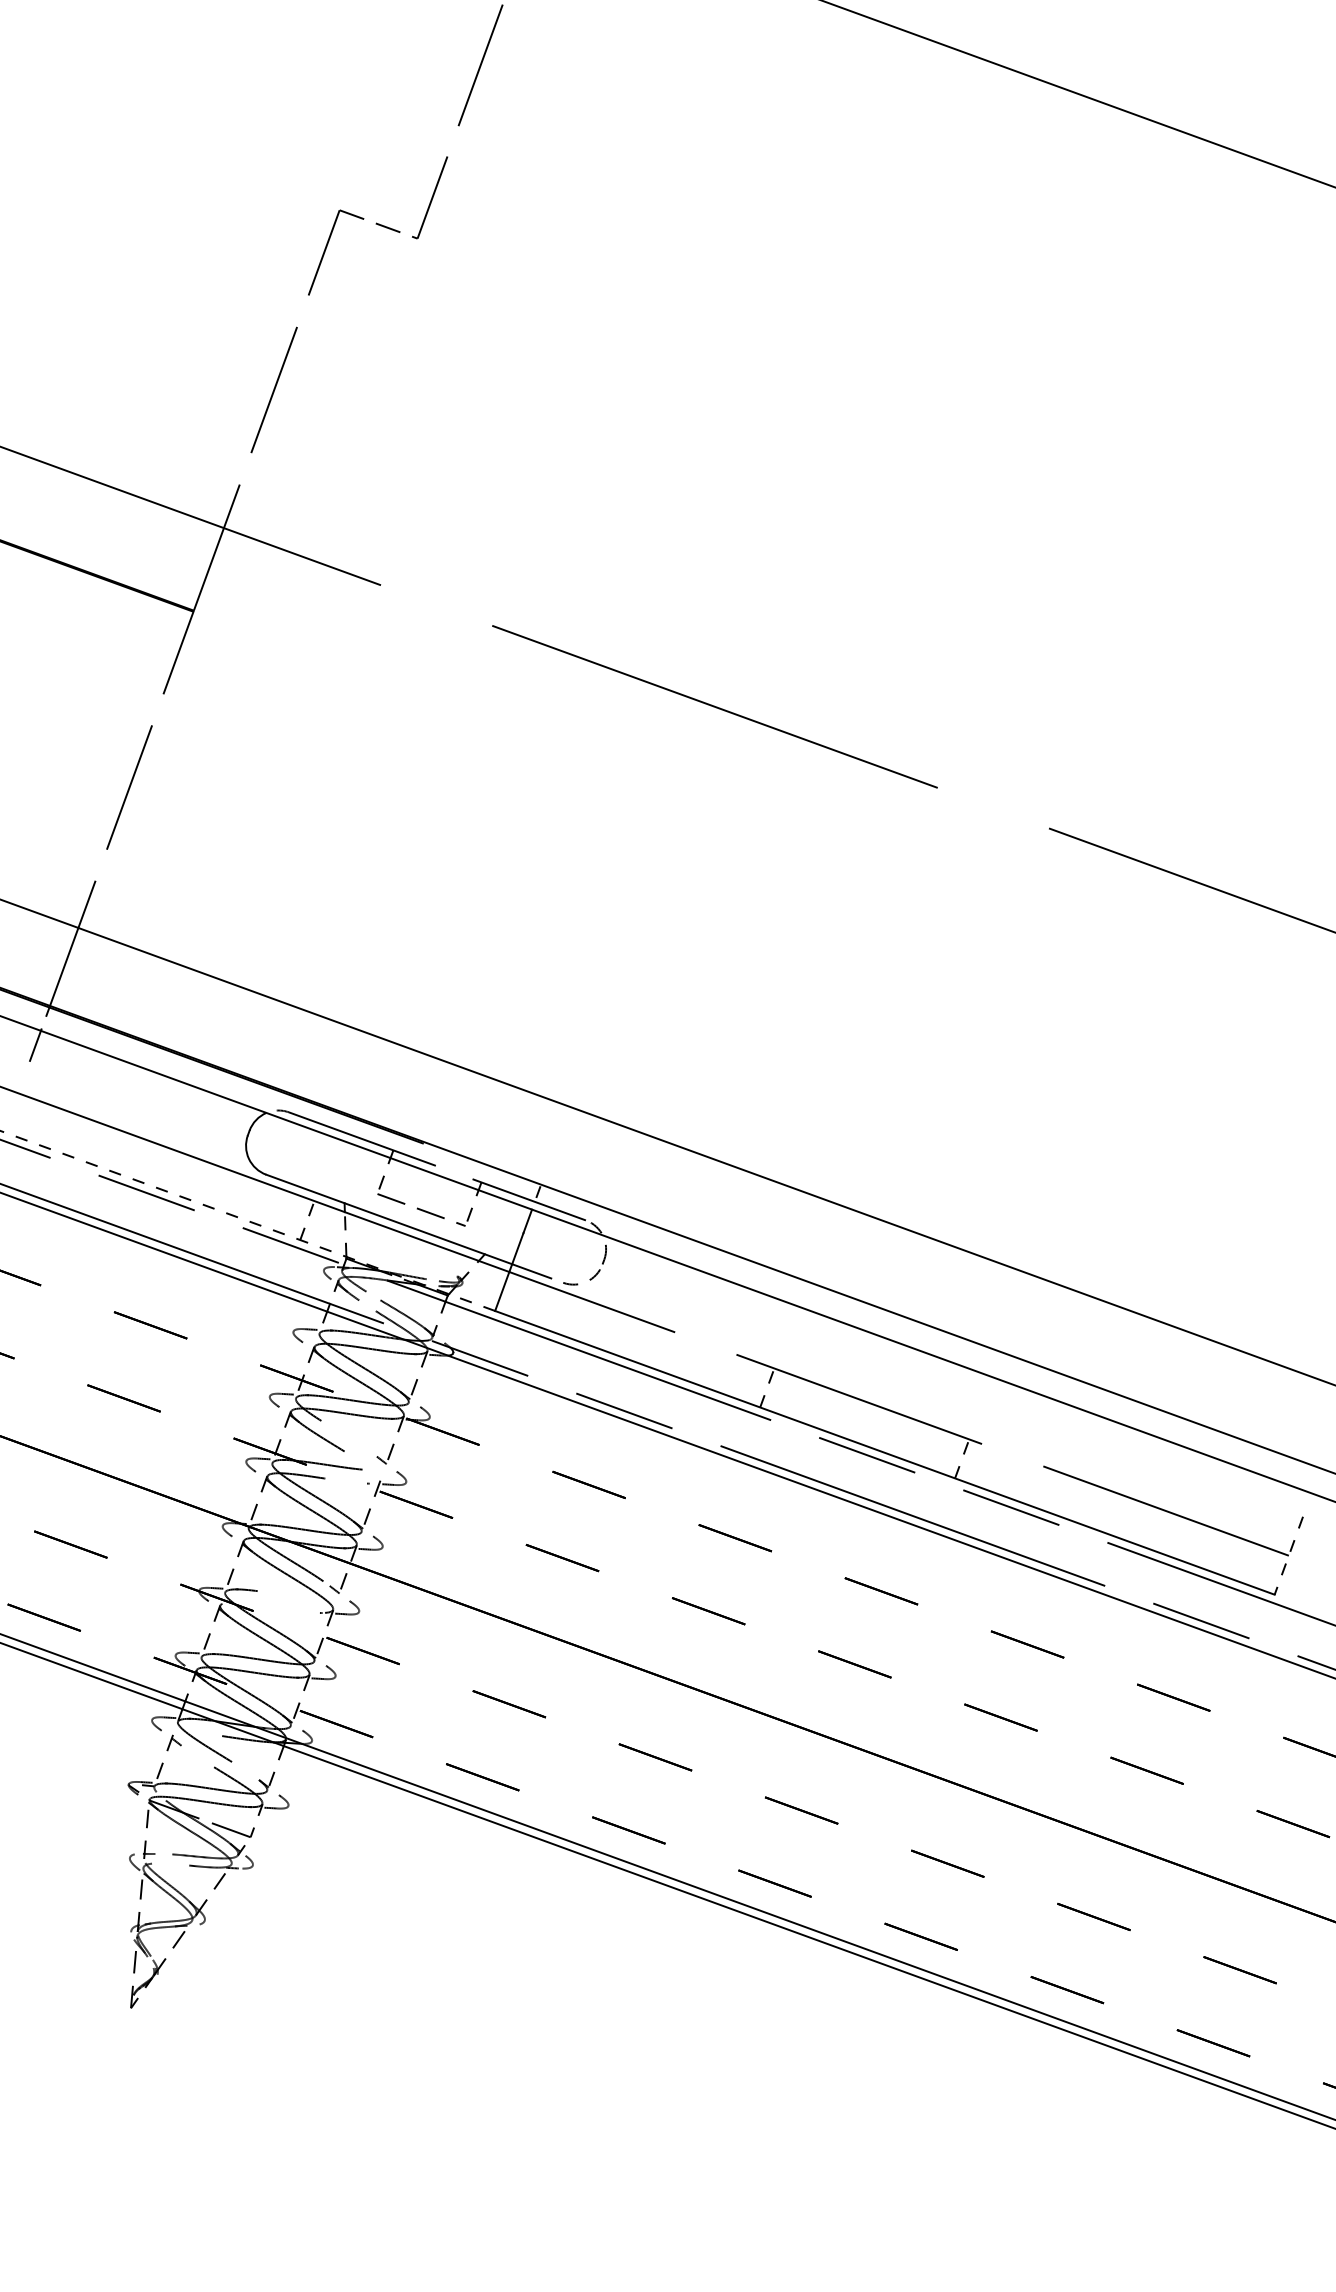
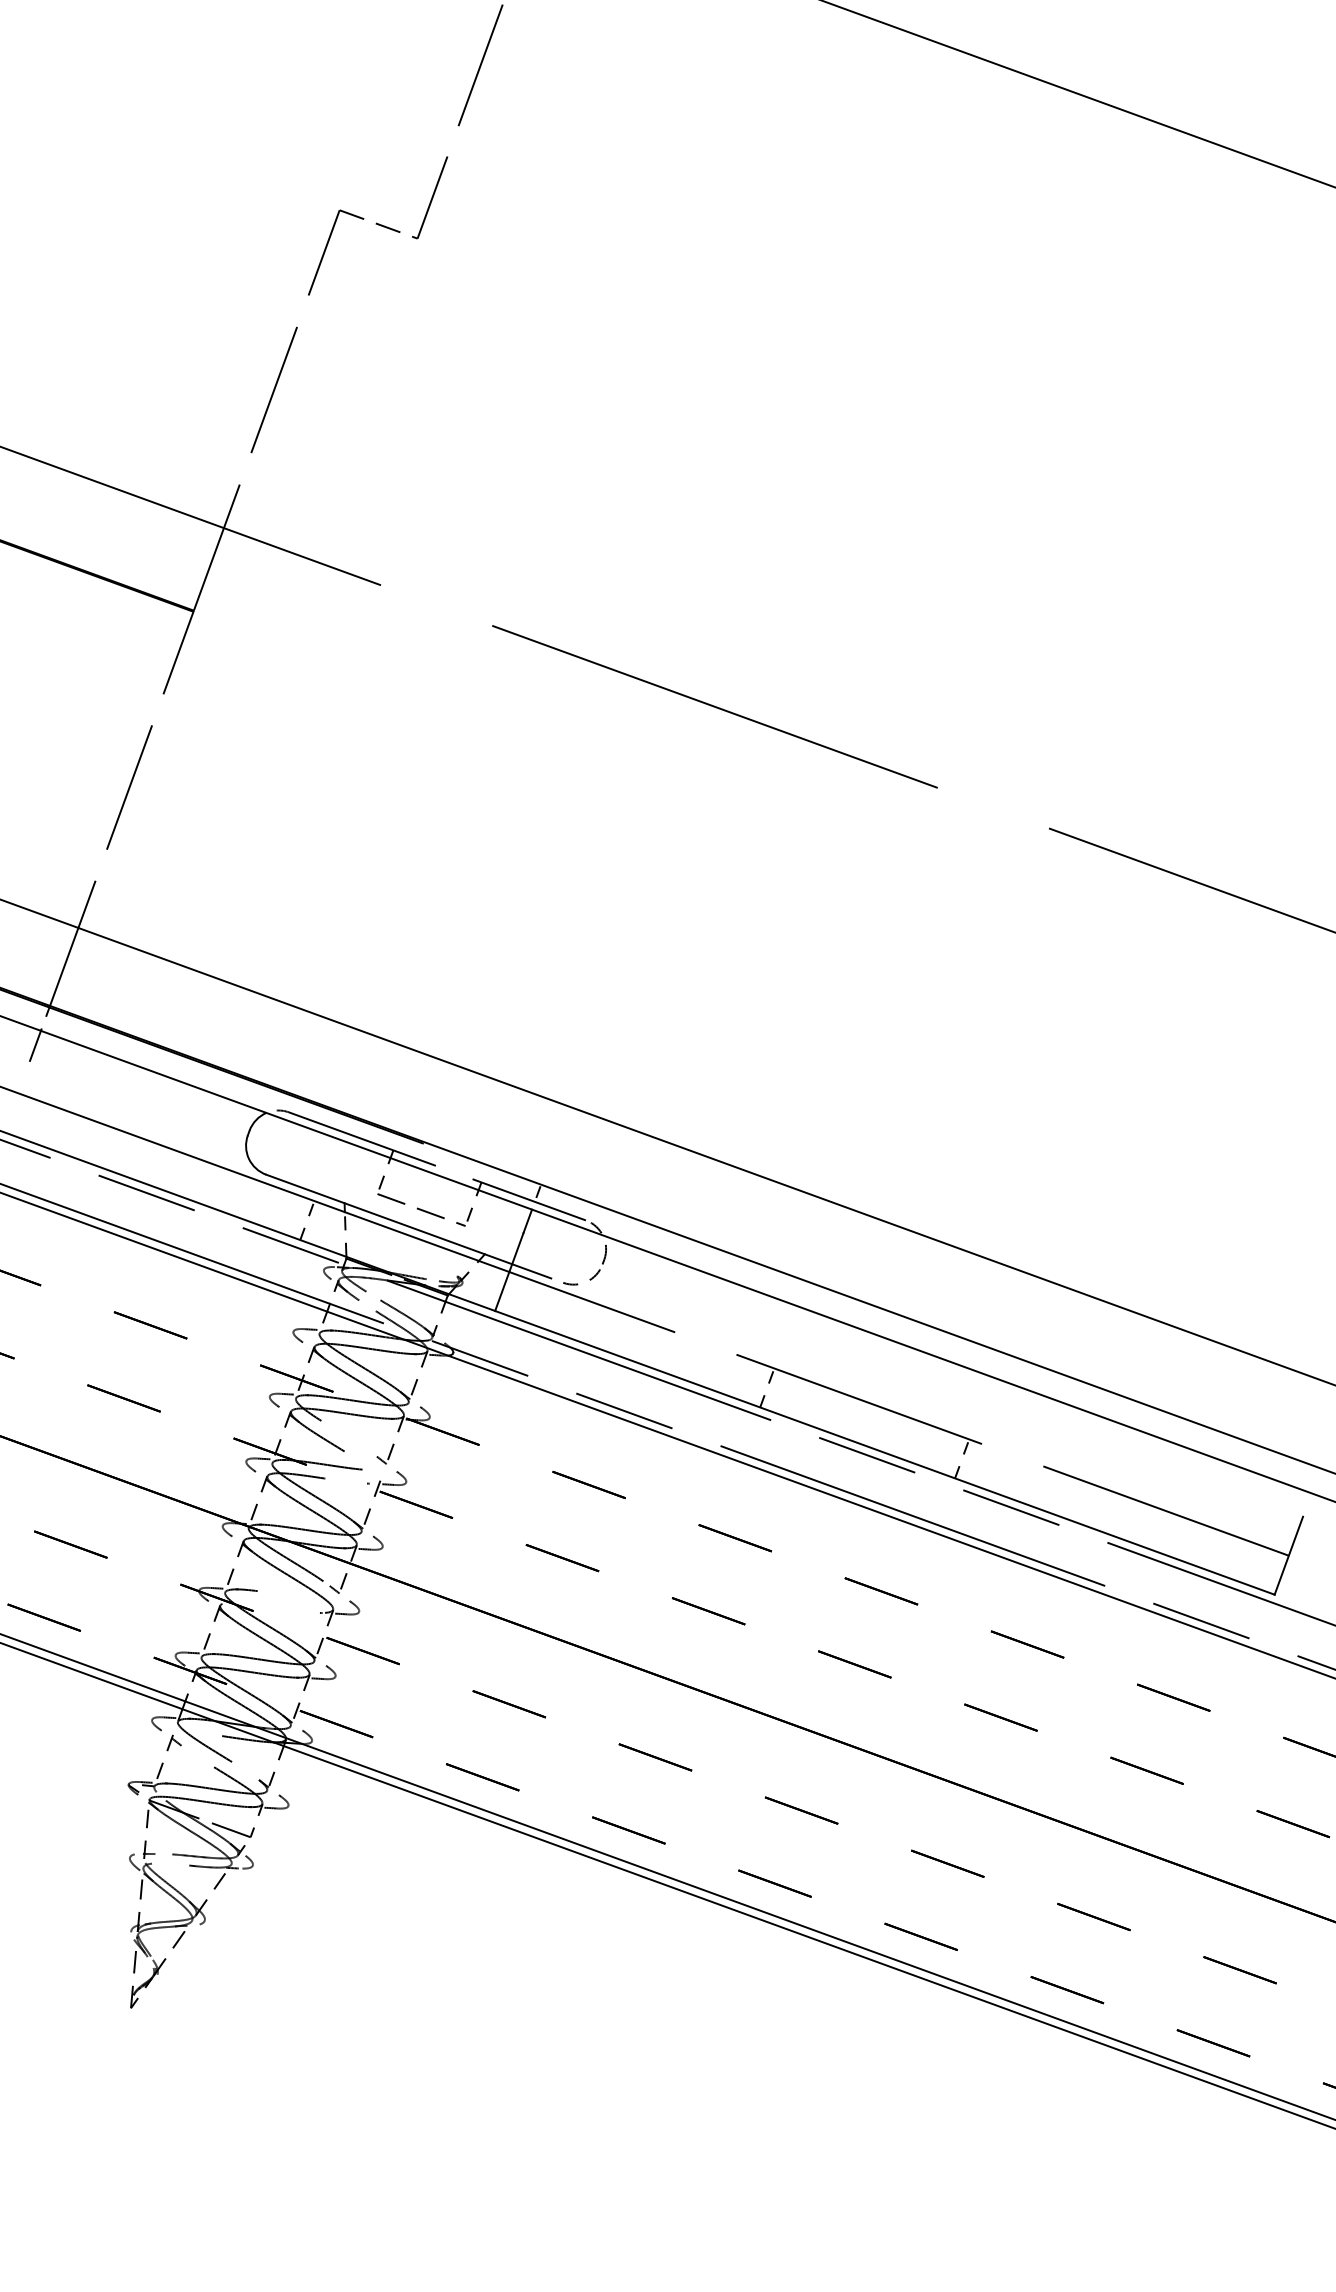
line: dashed -> solid (247, 1220)
line: dashed -> solid (1288, 1556)
